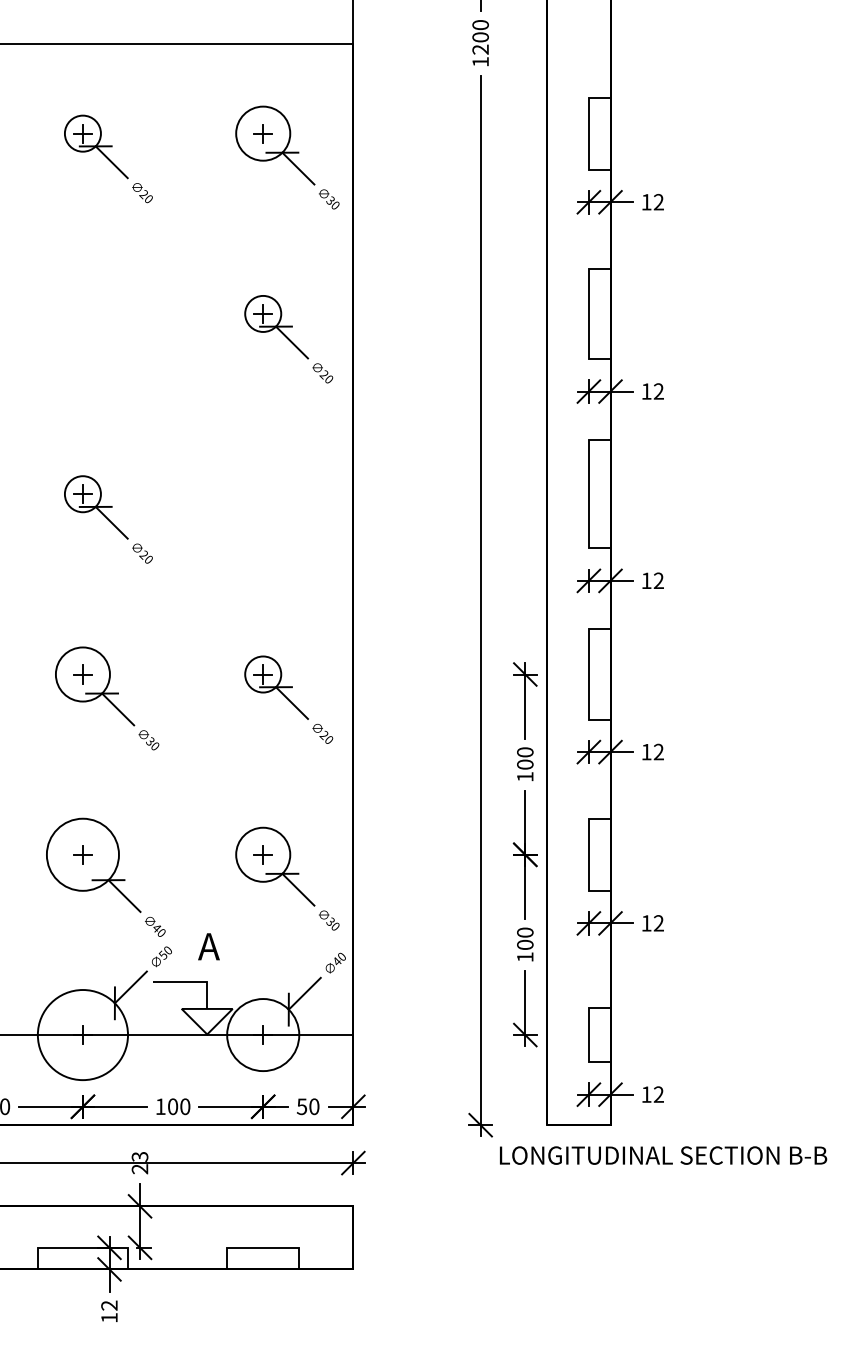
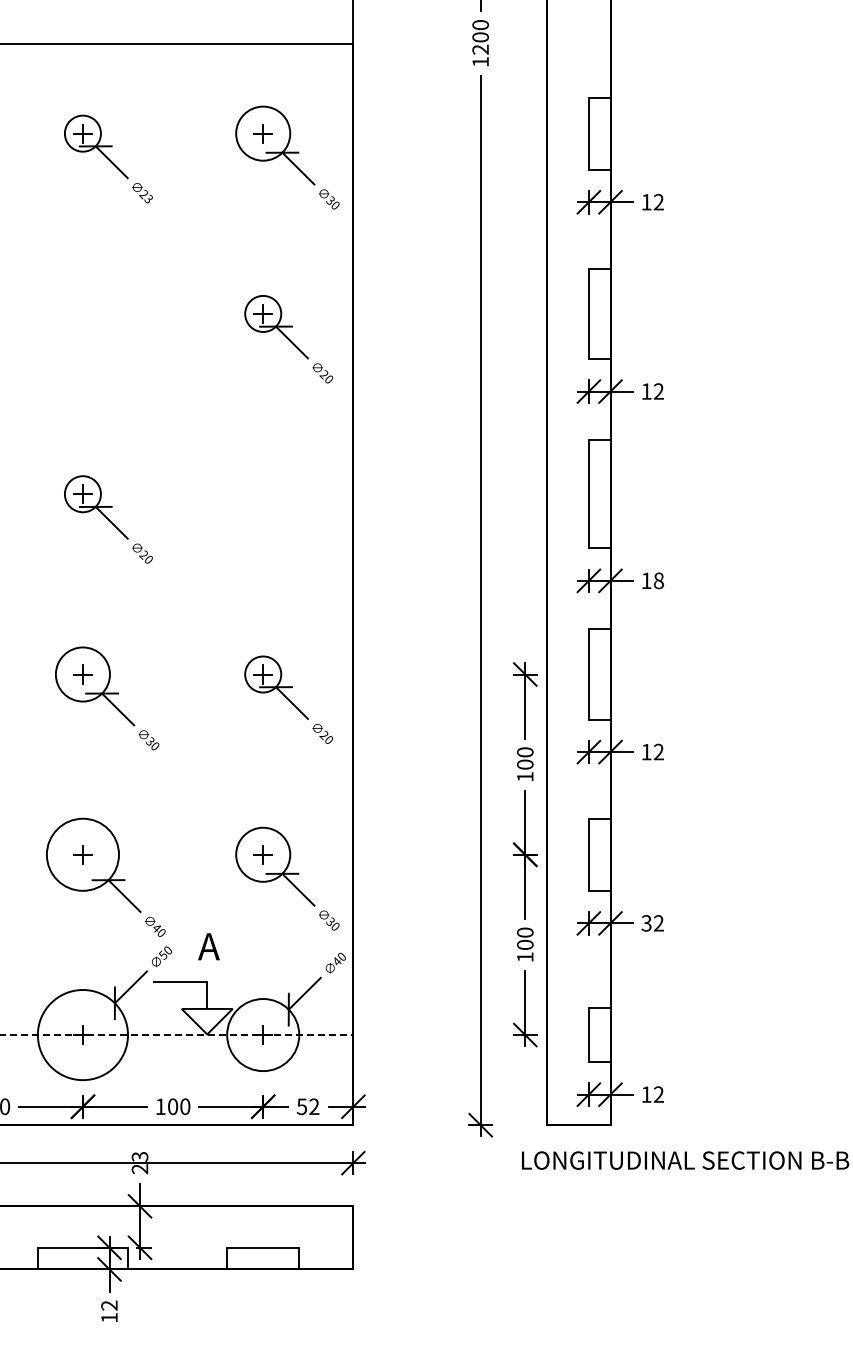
text: 20 -> 23 (148, 198)
text: 12 -> 18 (658, 580)
text: 12 -> 32 (646, 923)
line: solid -> dashed (177, 1035)
text: 50 -> 52 (314, 1106)
text position: (663, 1155) -> (685, 1160) (685, 1160)
